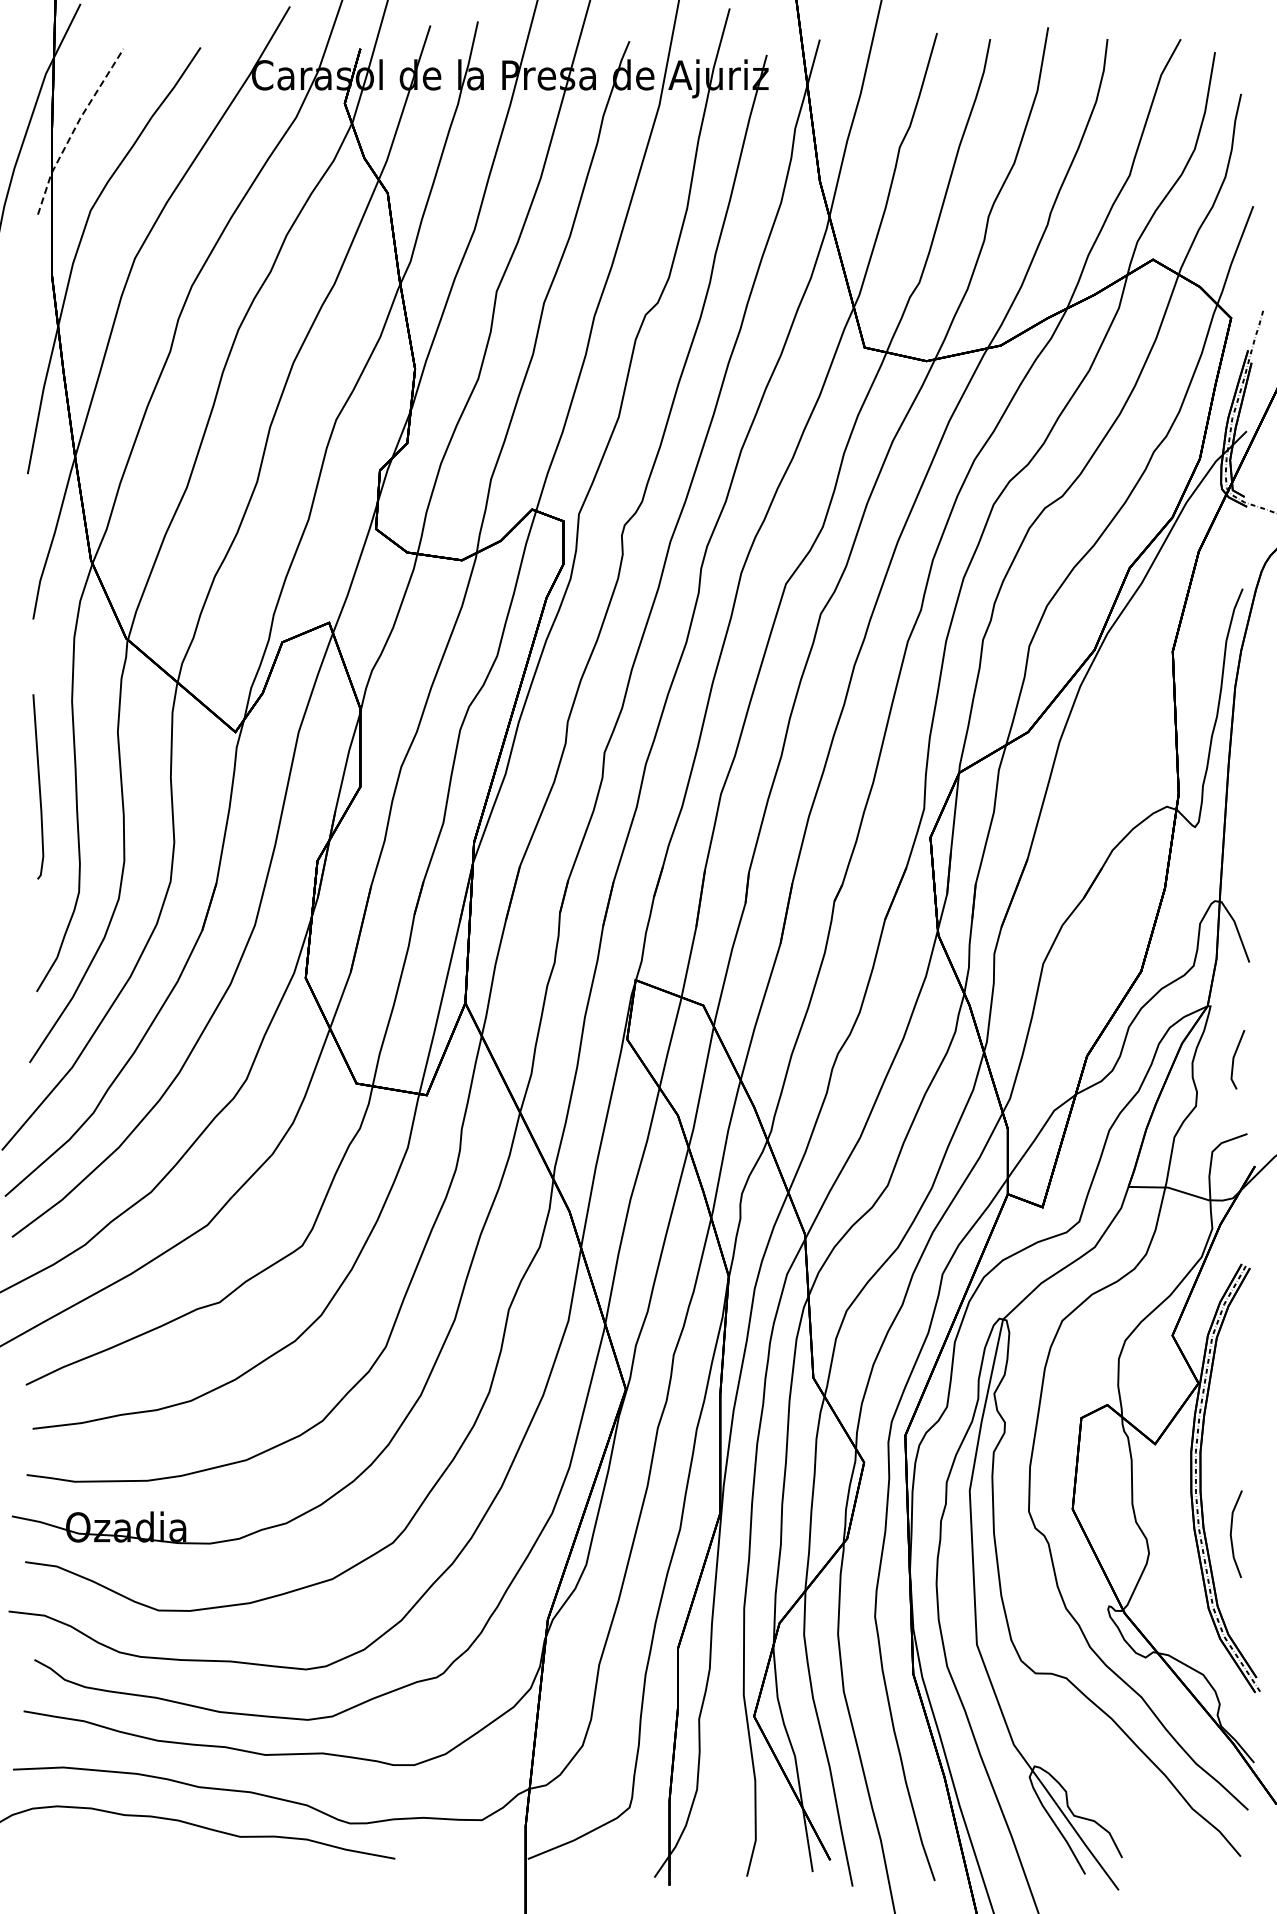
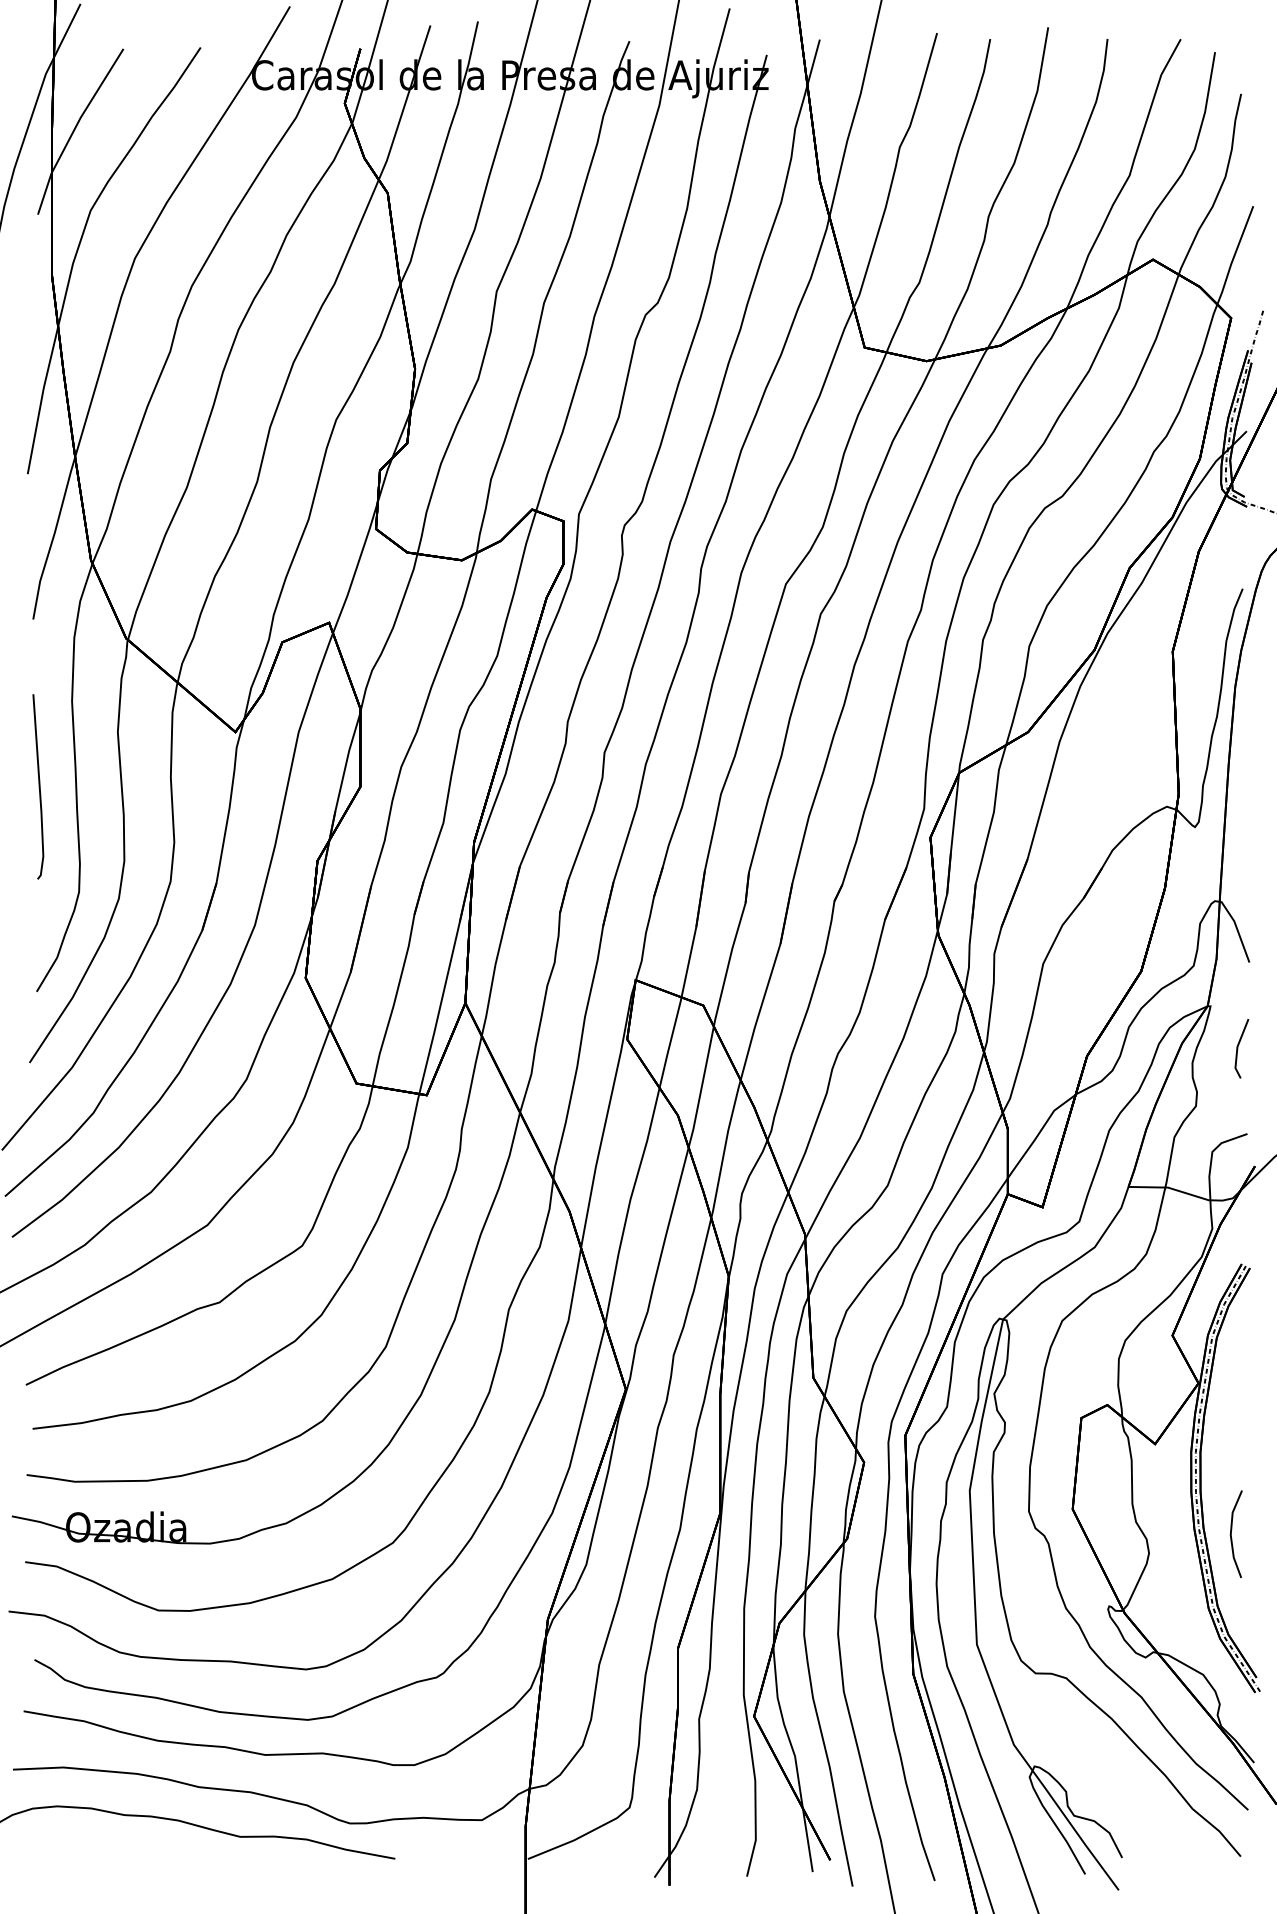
line: dashed -> solid (74, 129)
line position: (1234, 1059) -> (1238, 1048) (1238, 1048)
